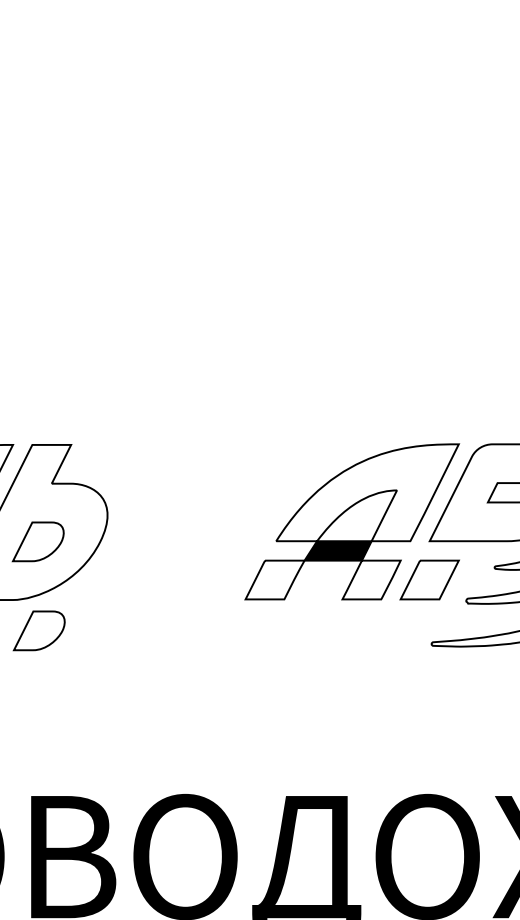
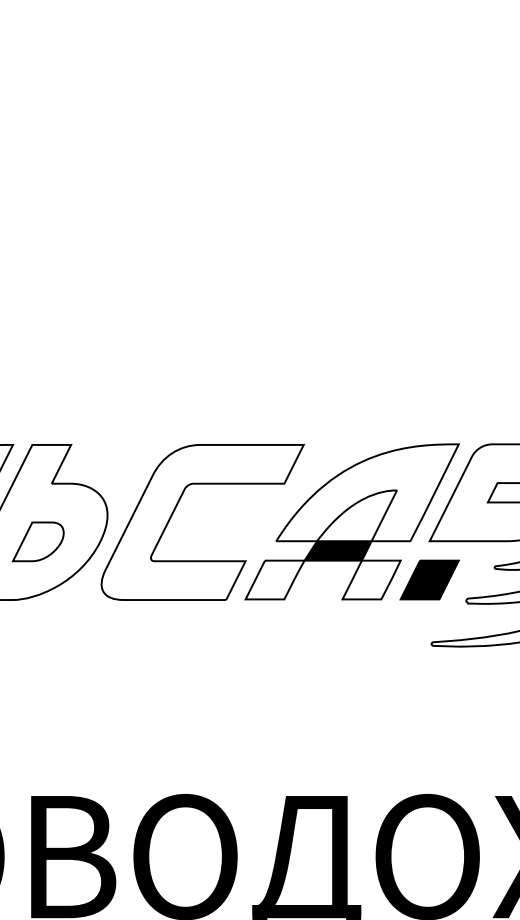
part: none -> present (176, 508)
fill: none -> present (429, 579)
part: present -> none (38, 630)
